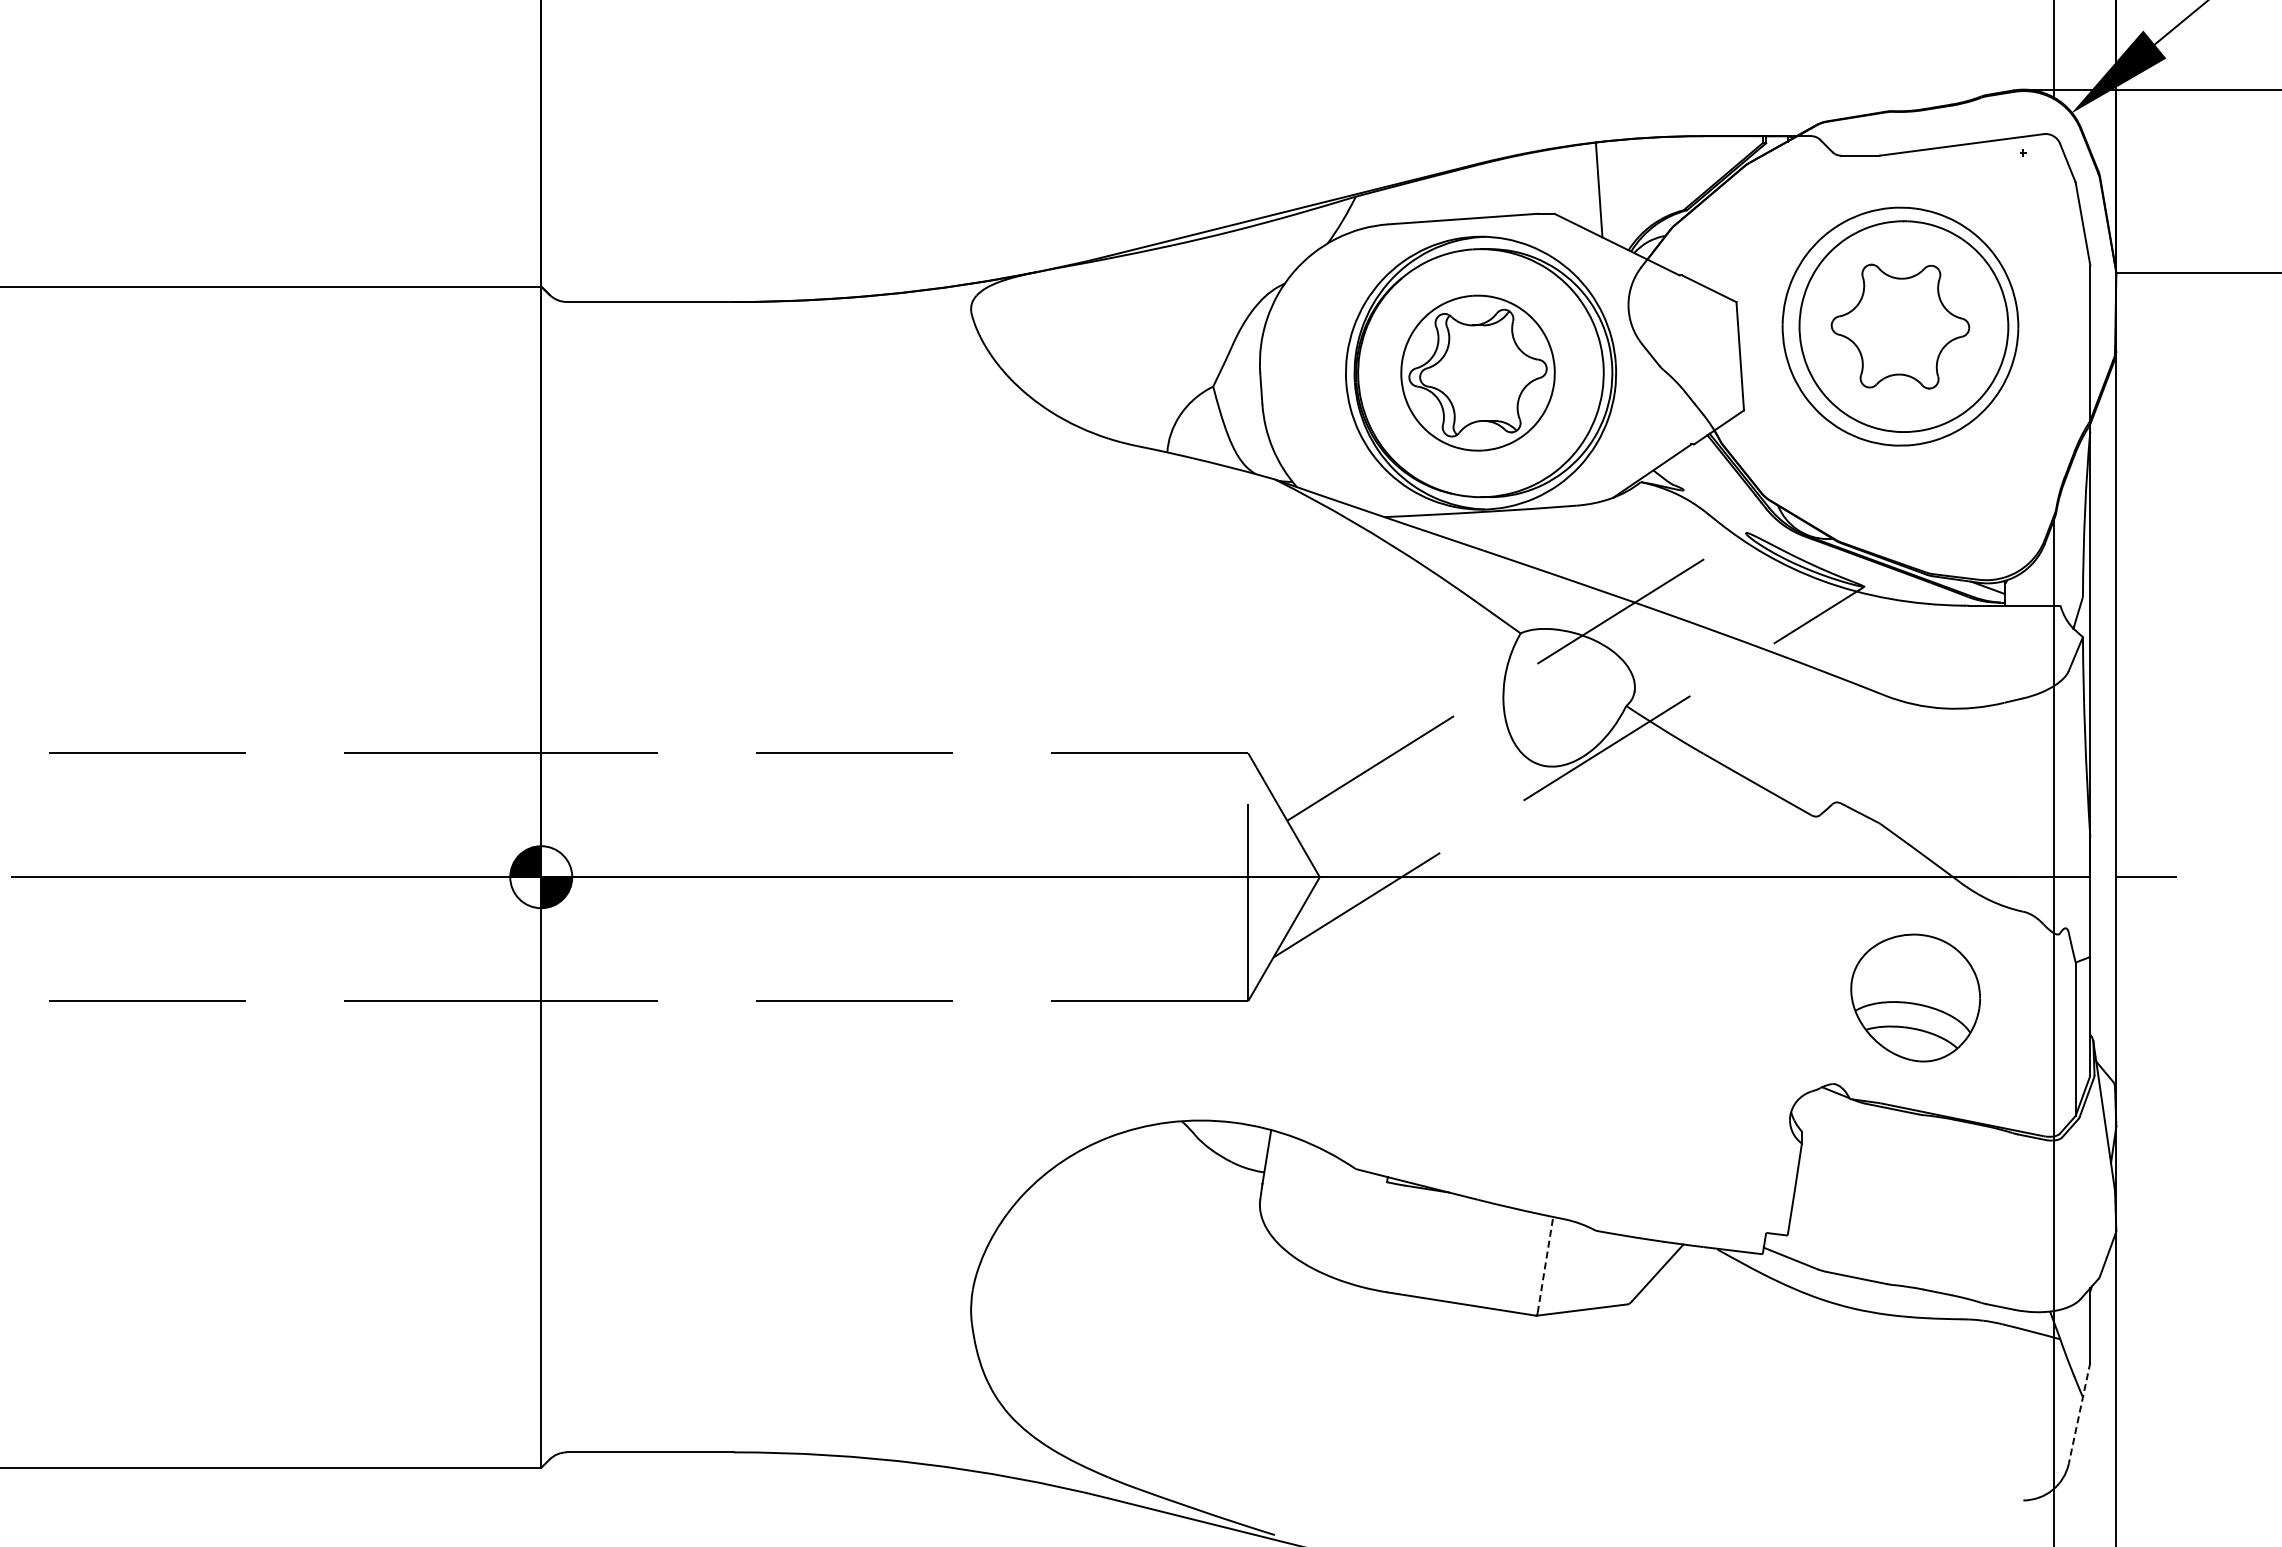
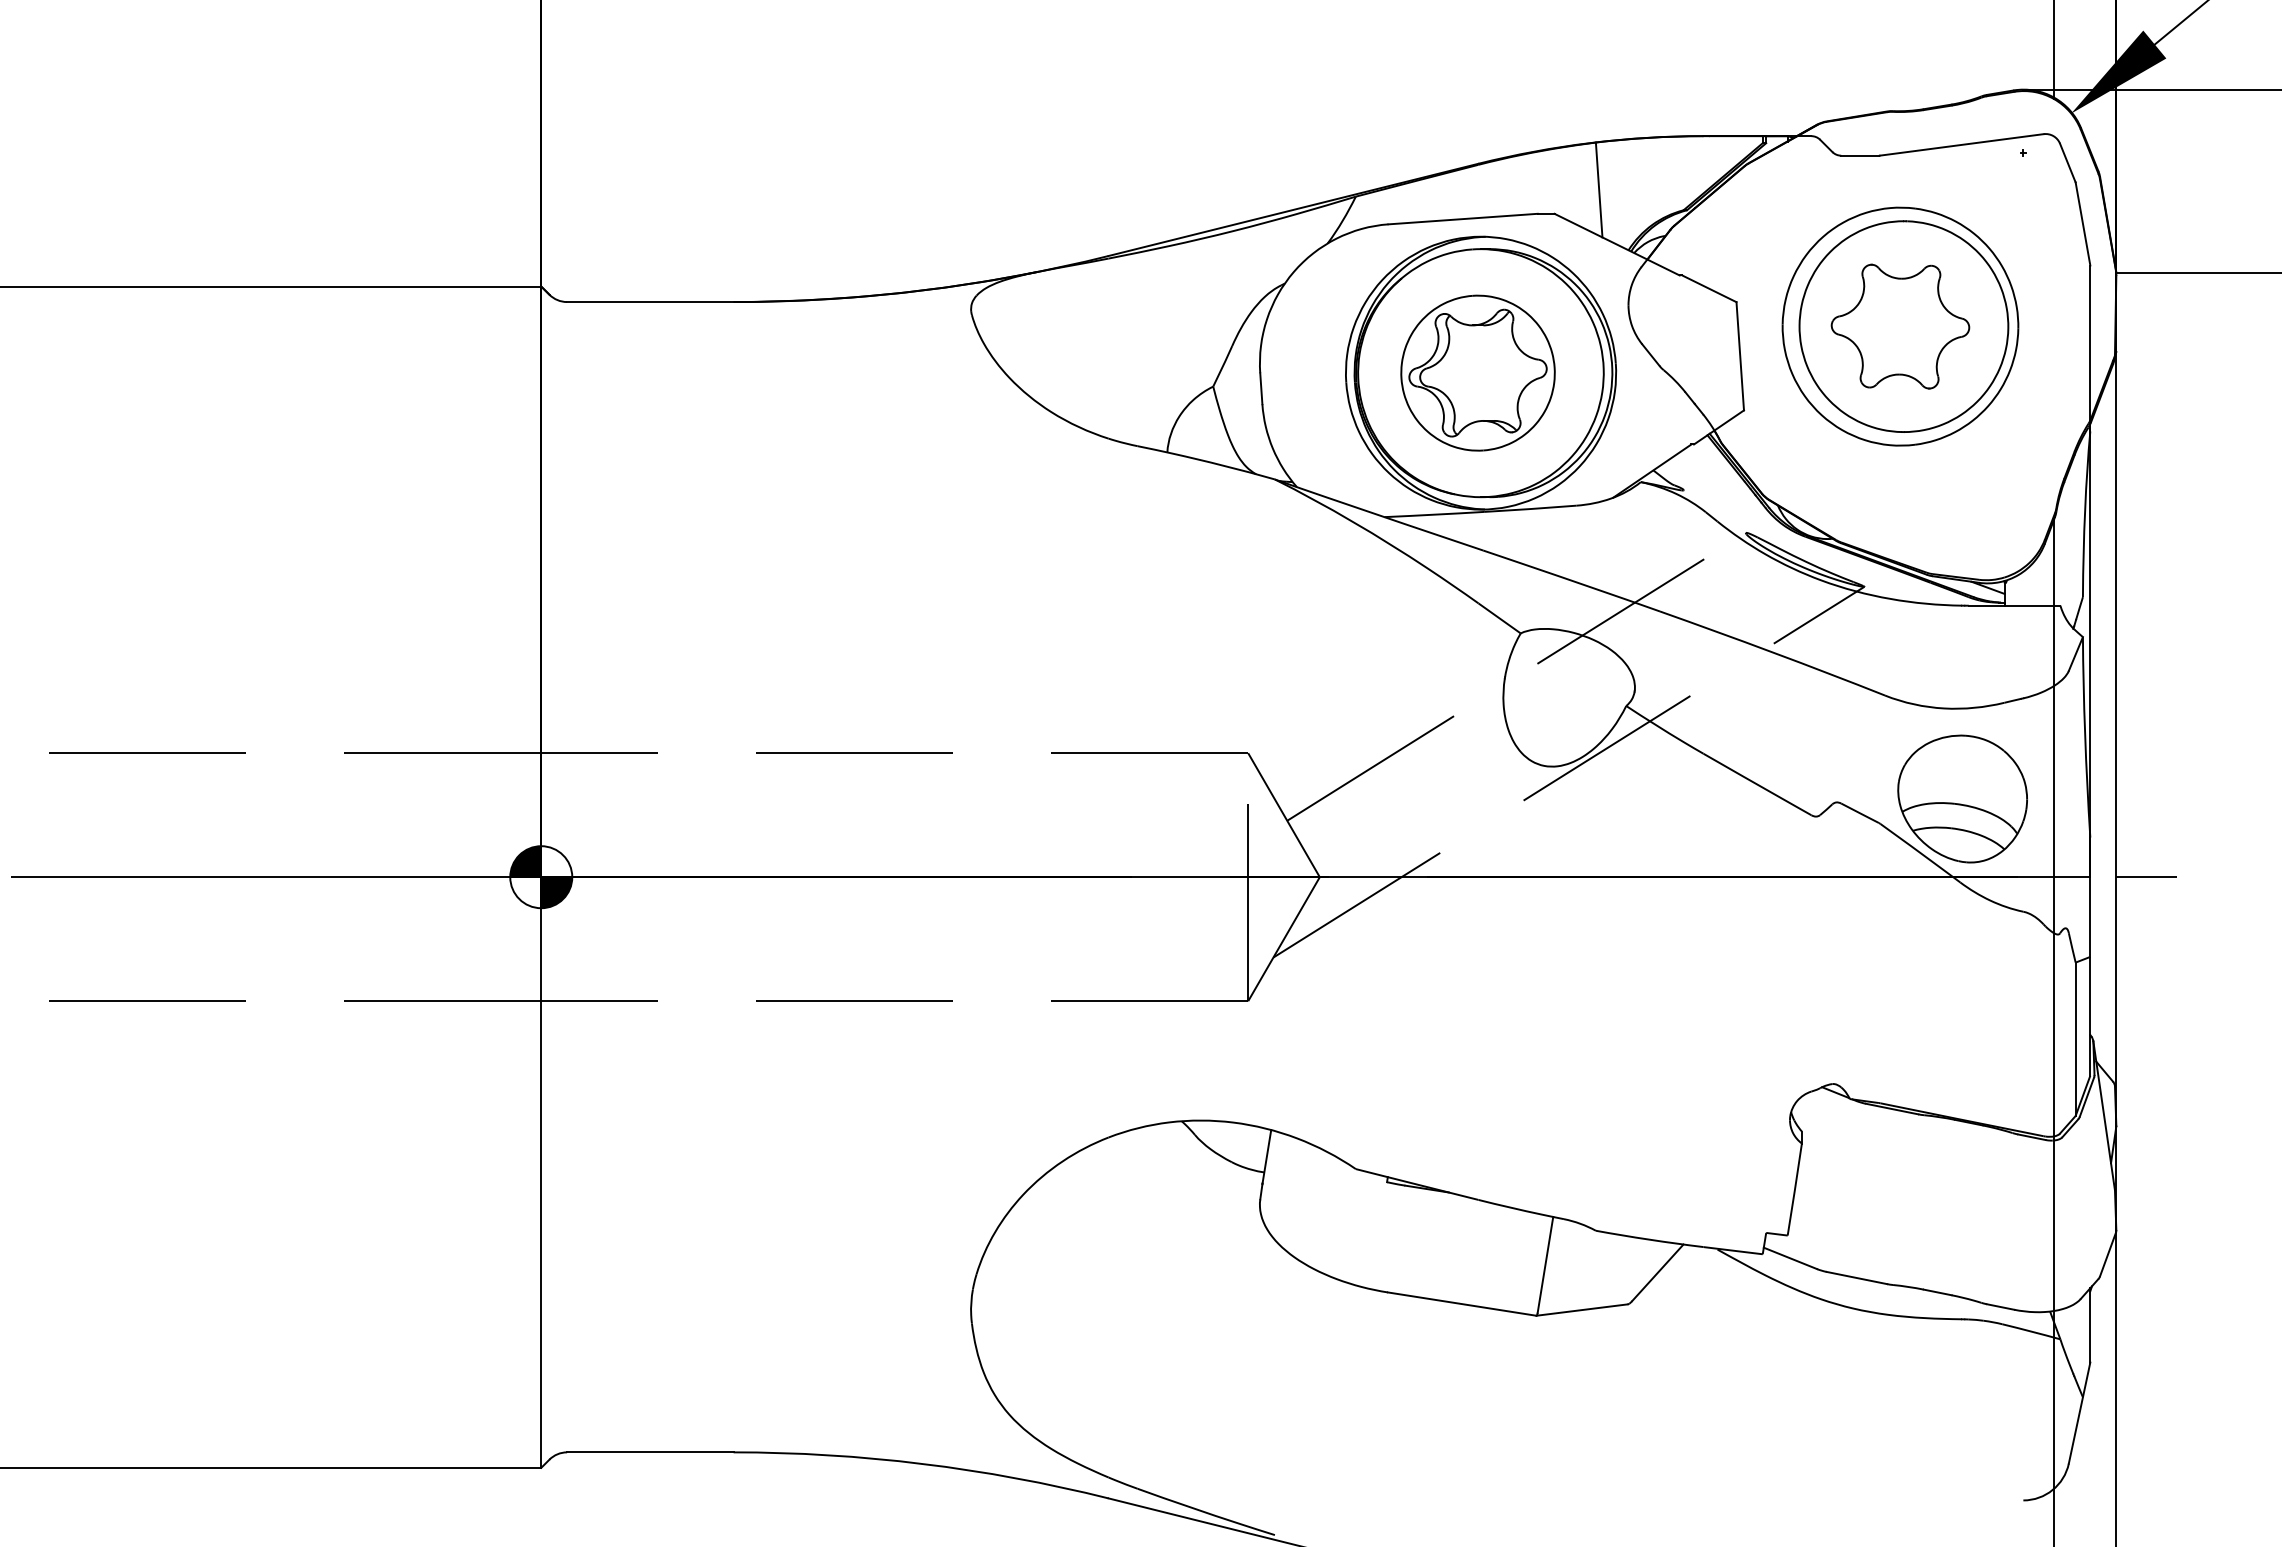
part position: (1915, 997) -> (1962, 798) (1962, 798)
line: dashed -> solid (1545, 1264)
line: dashed -> solid (2079, 1413)
